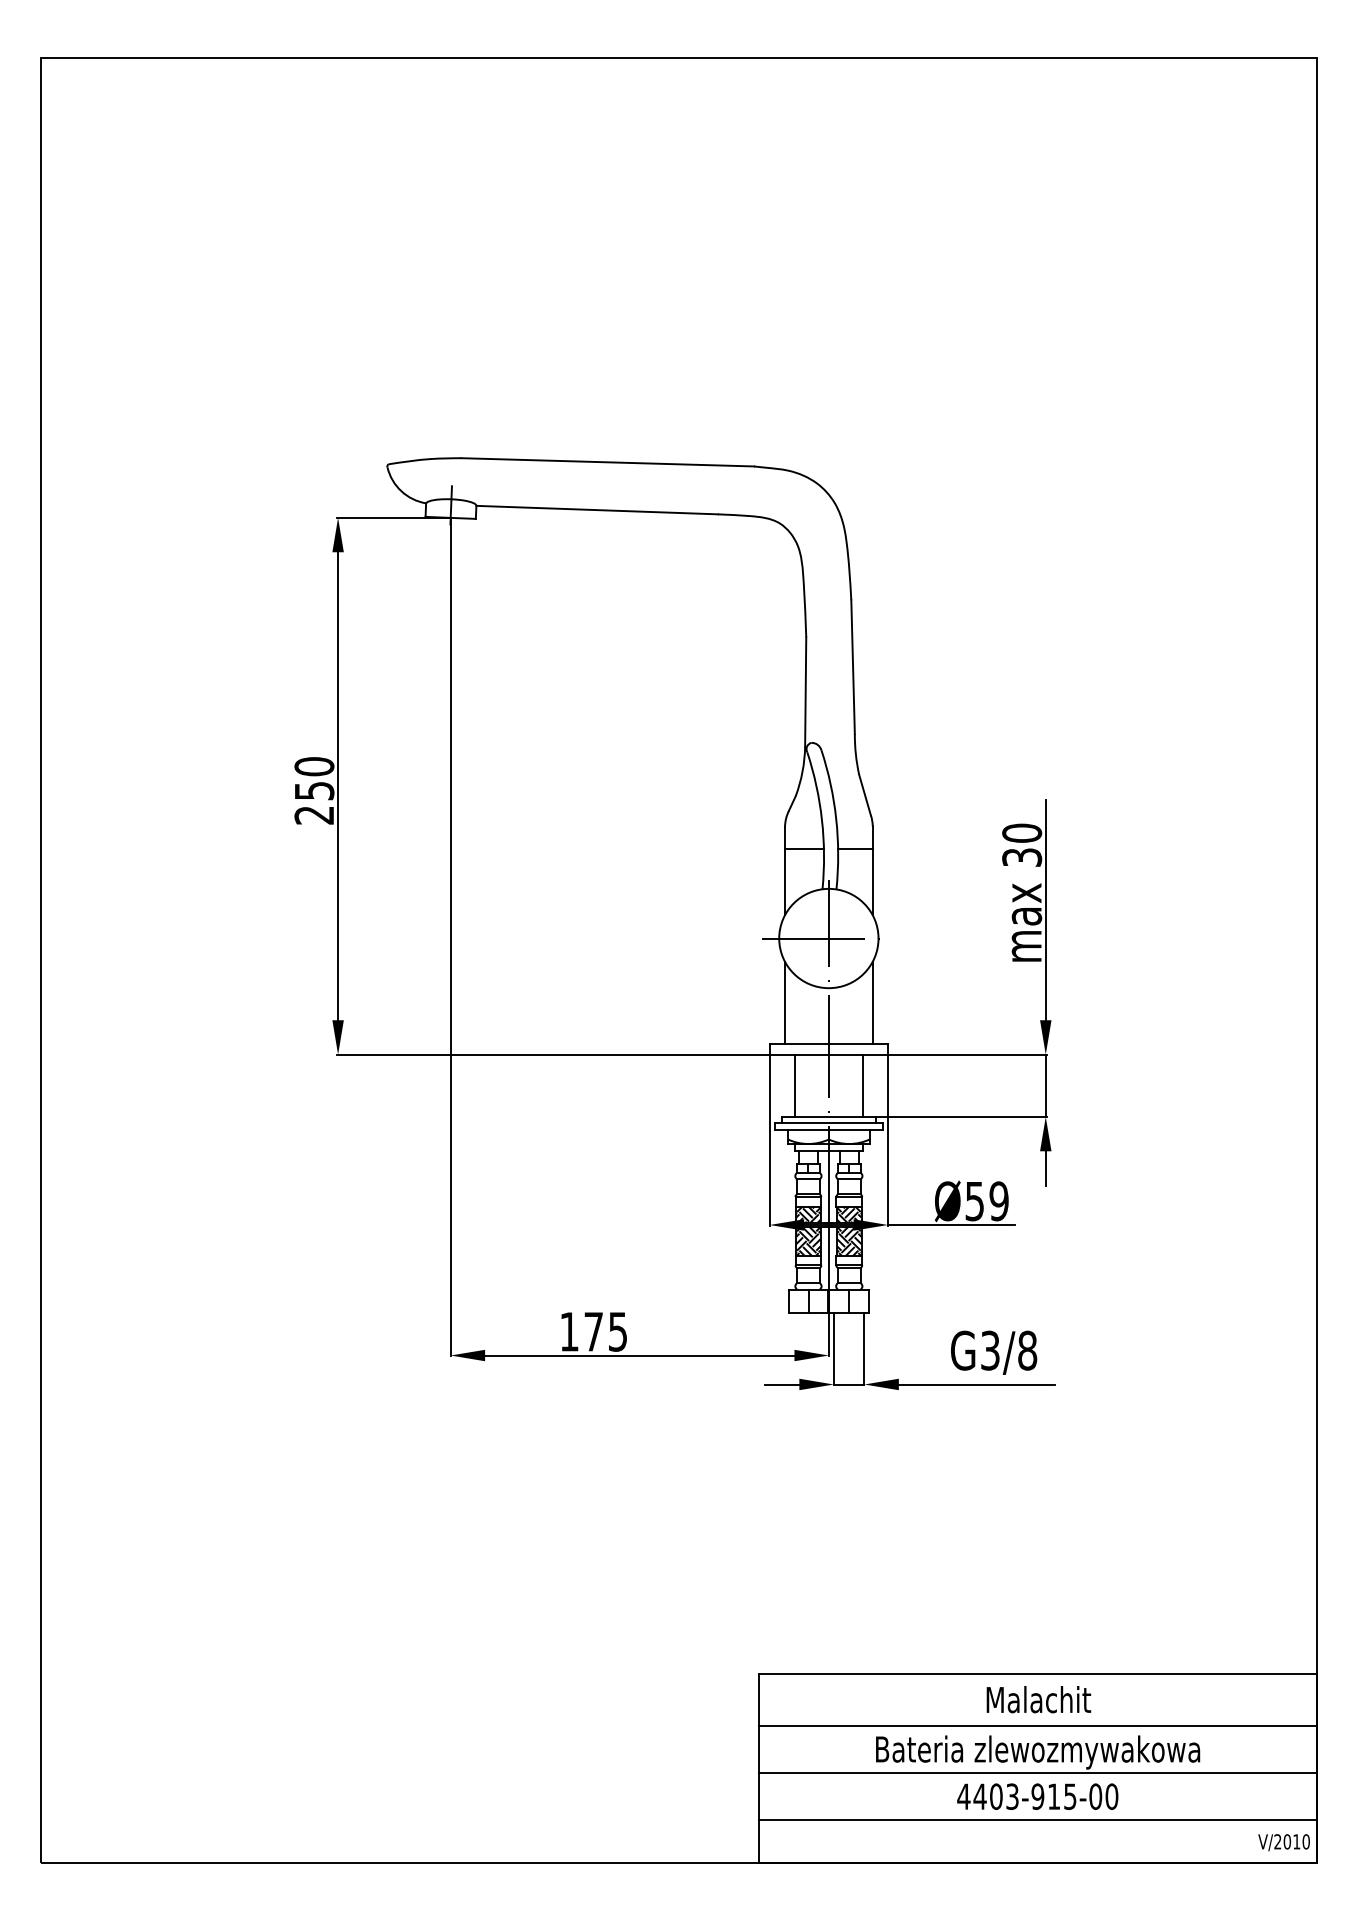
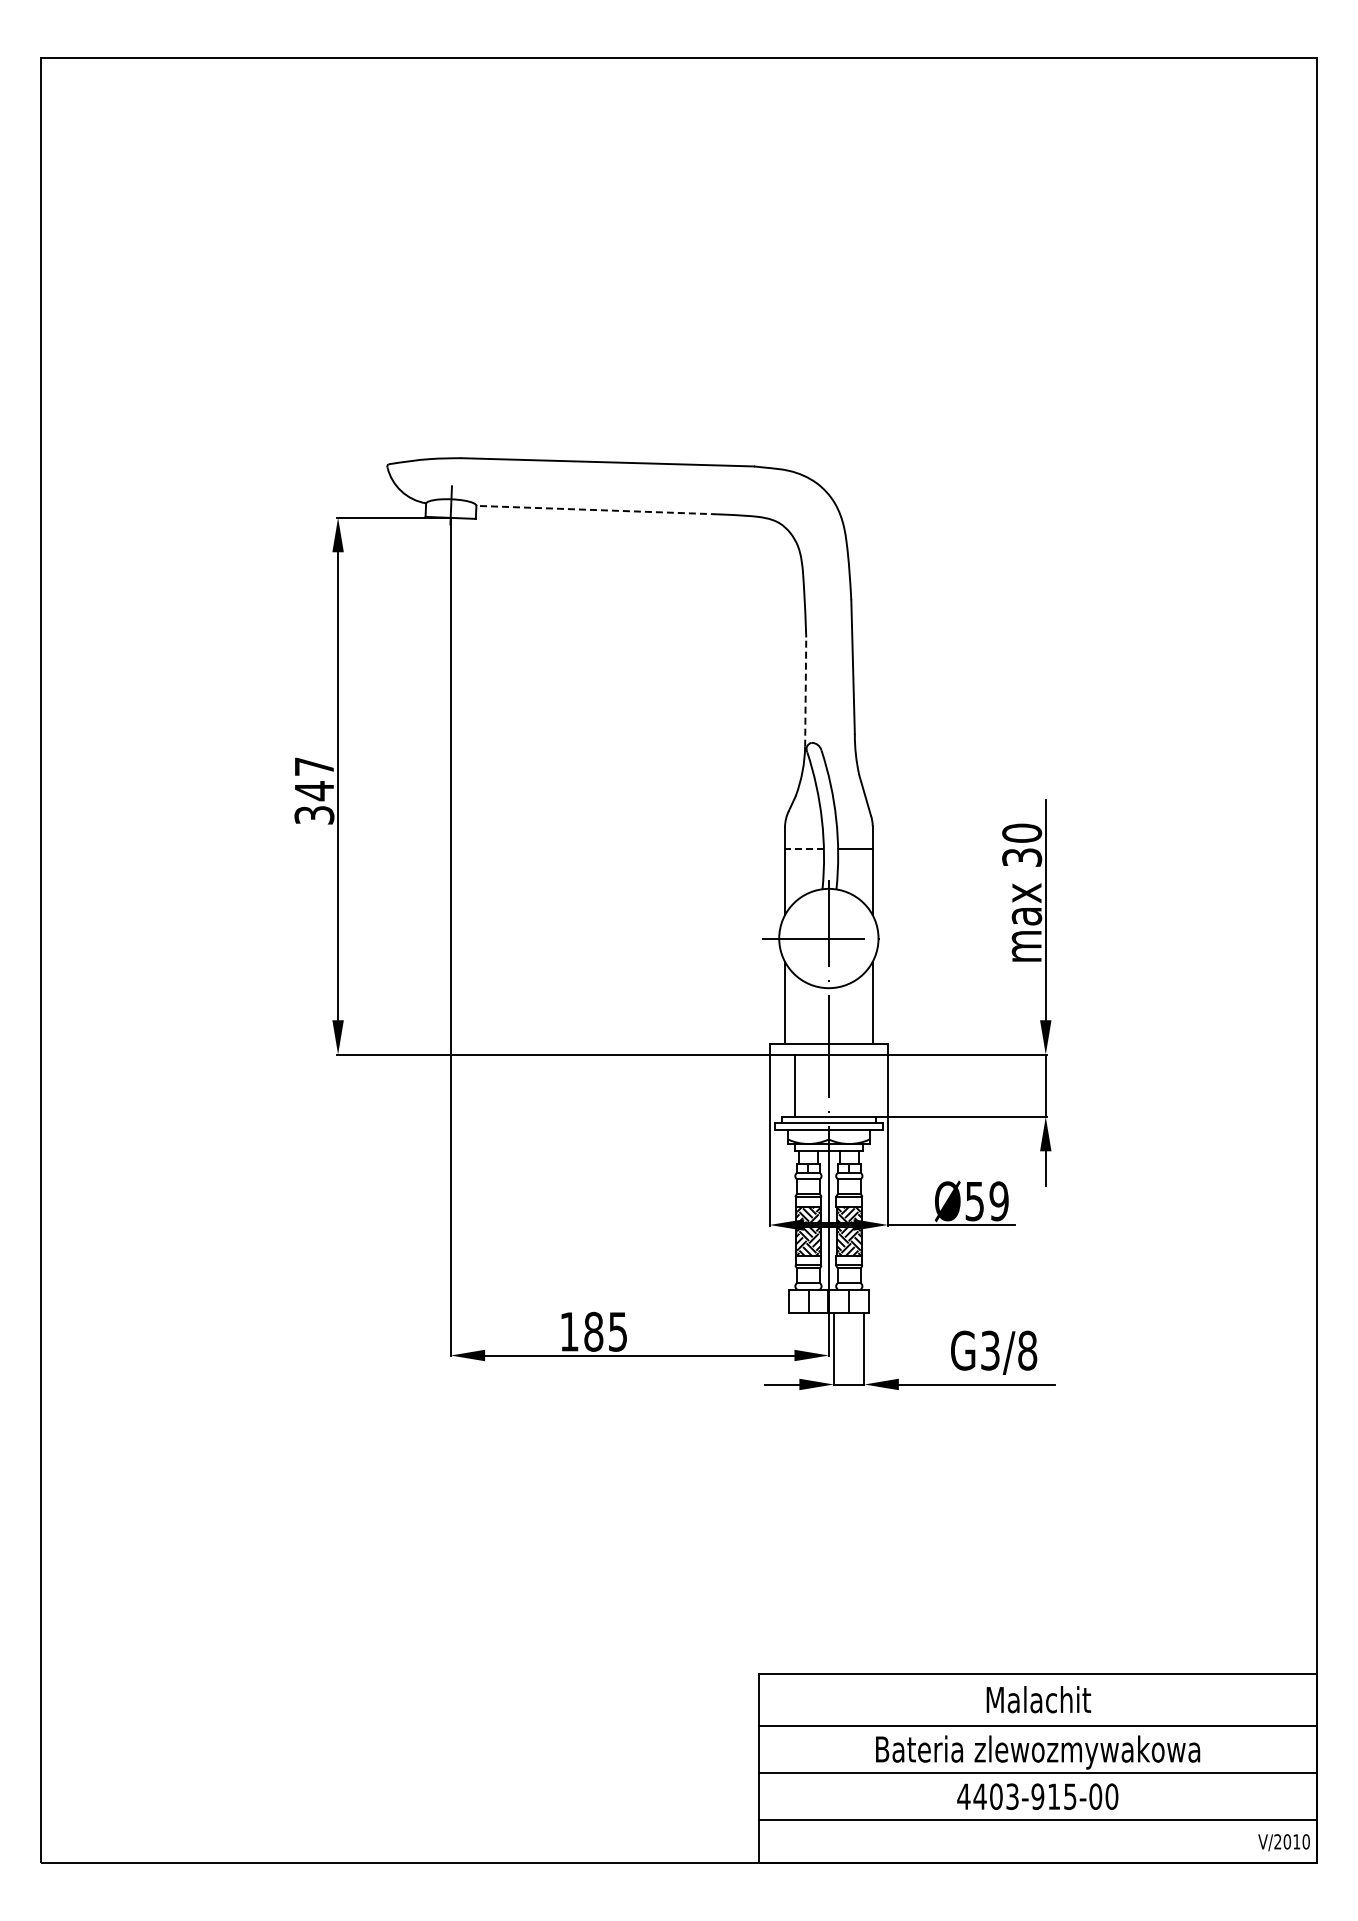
line: solid -> dashed (597, 510)
line: solid -> dashed (805, 692)
text: 250 -> 347 (314, 790)
line: solid -> dashed (804, 848)
line: present -> none (862, 1085)
text: 175 -> 185 (593, 1331)
